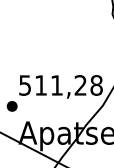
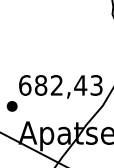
text: 511,28 -> 682,43 (60, 85)
